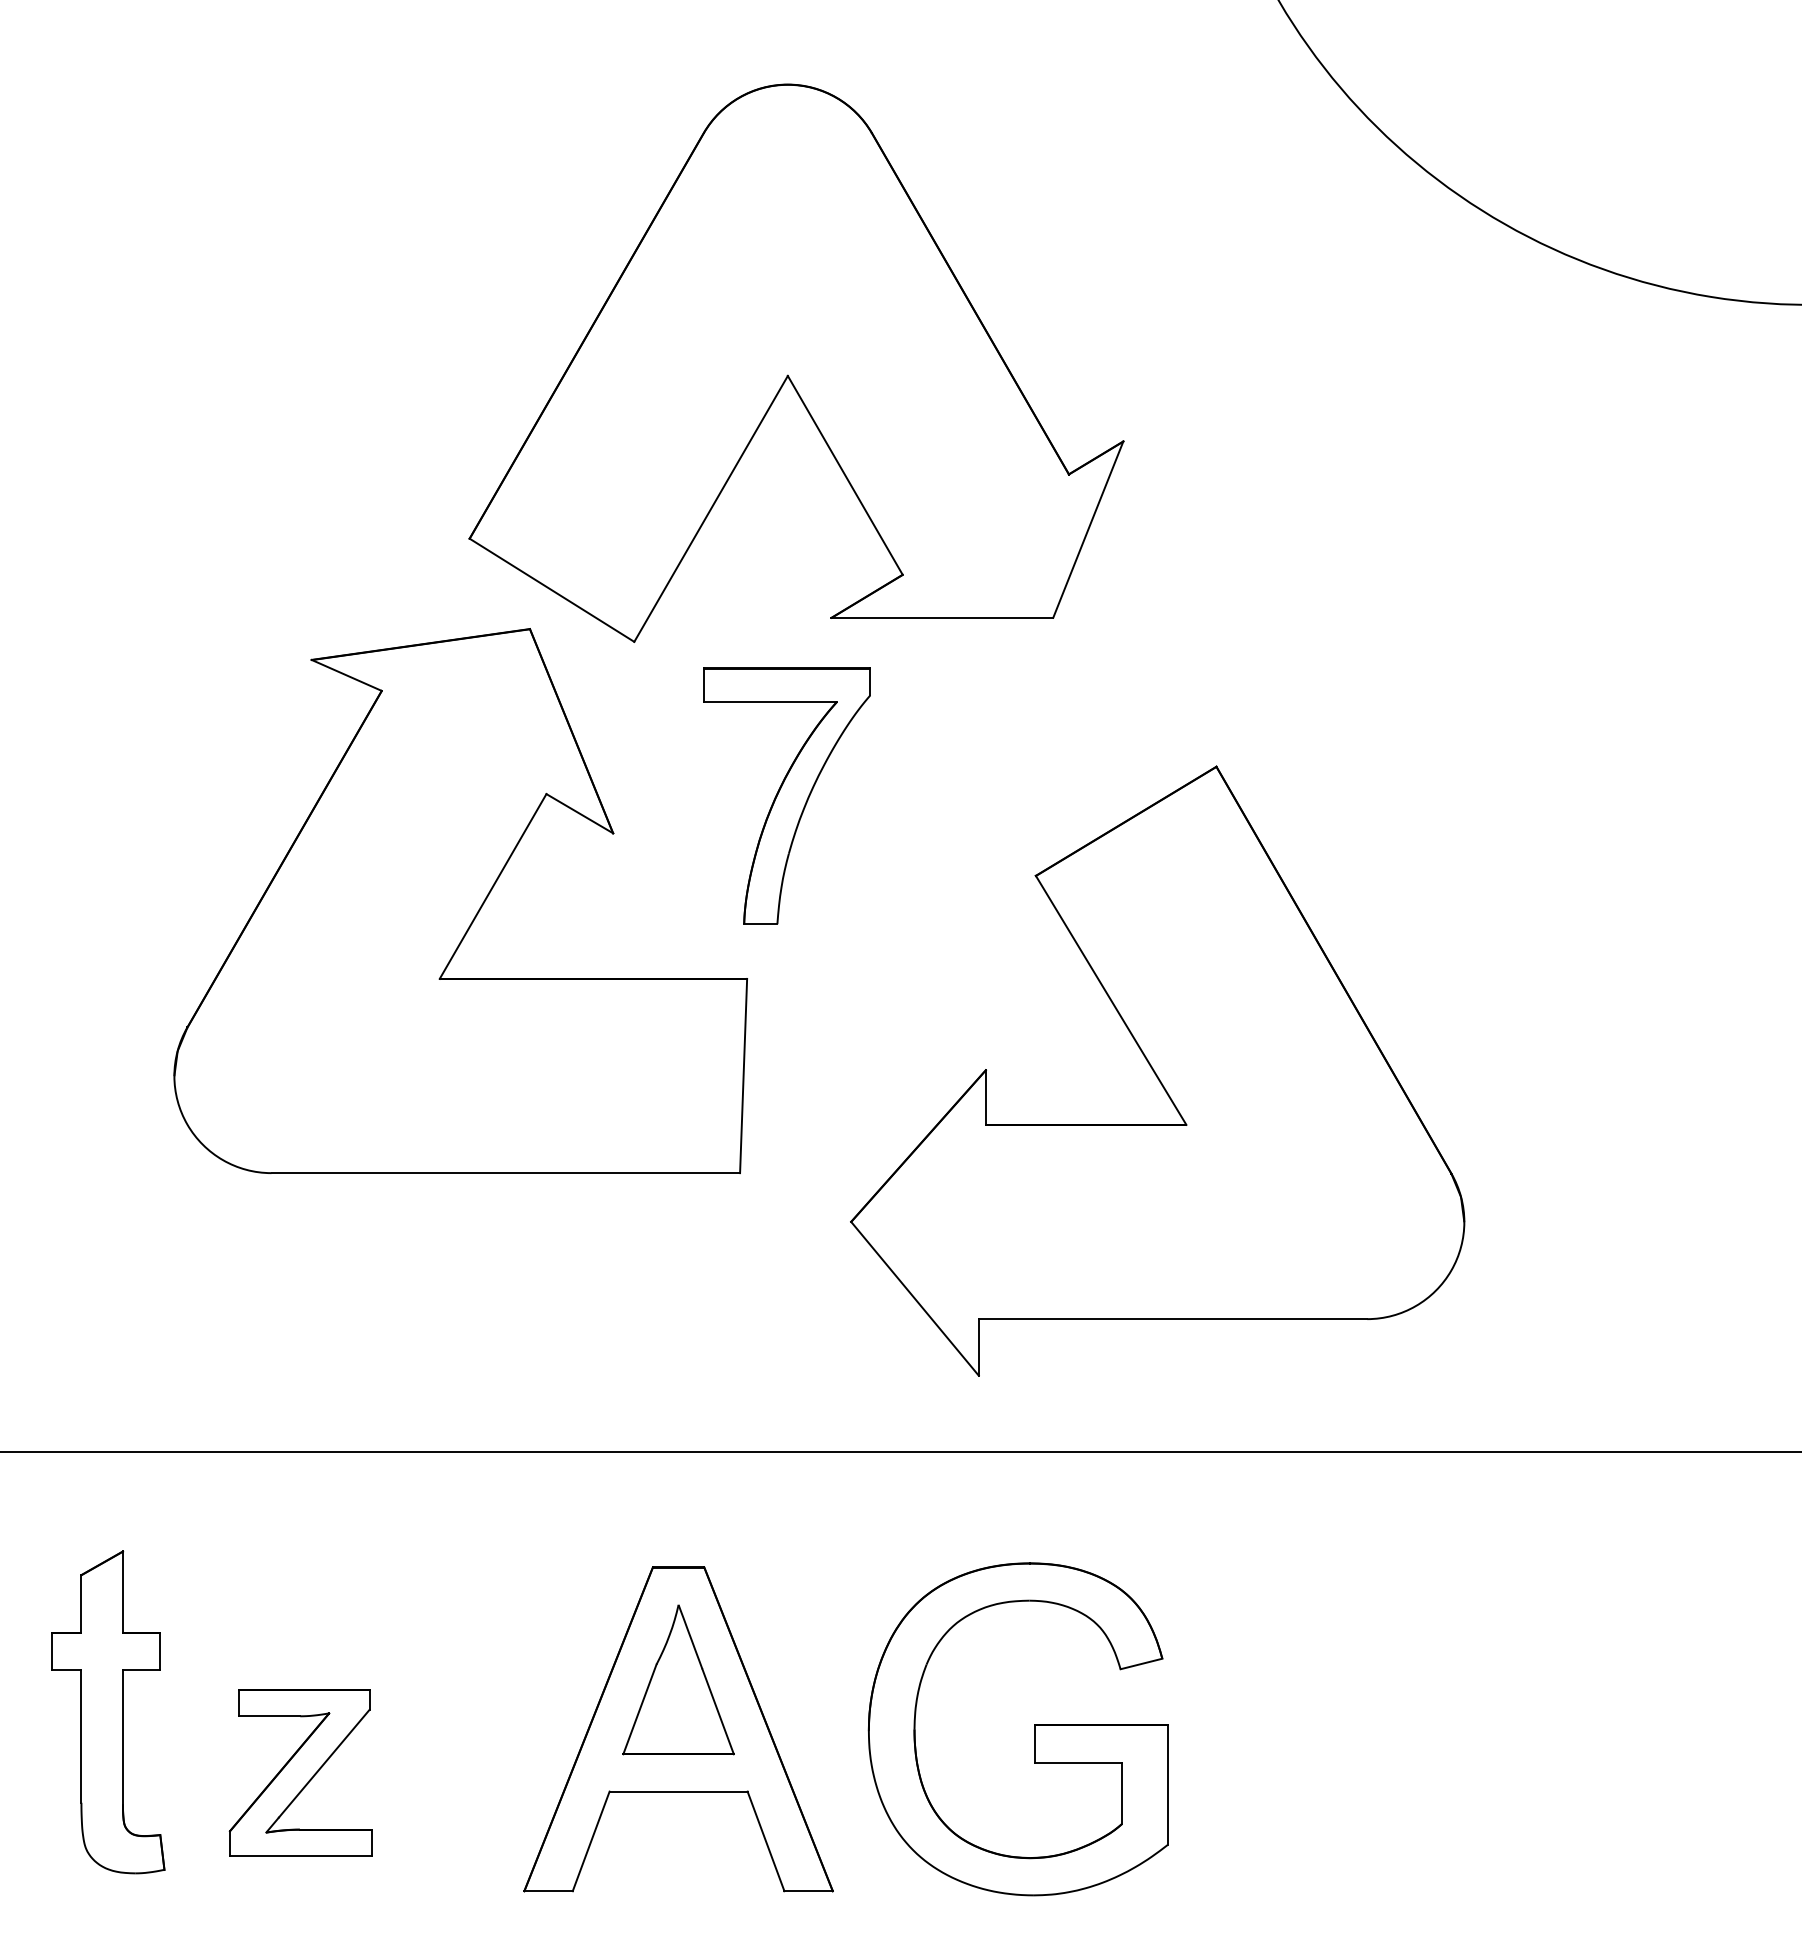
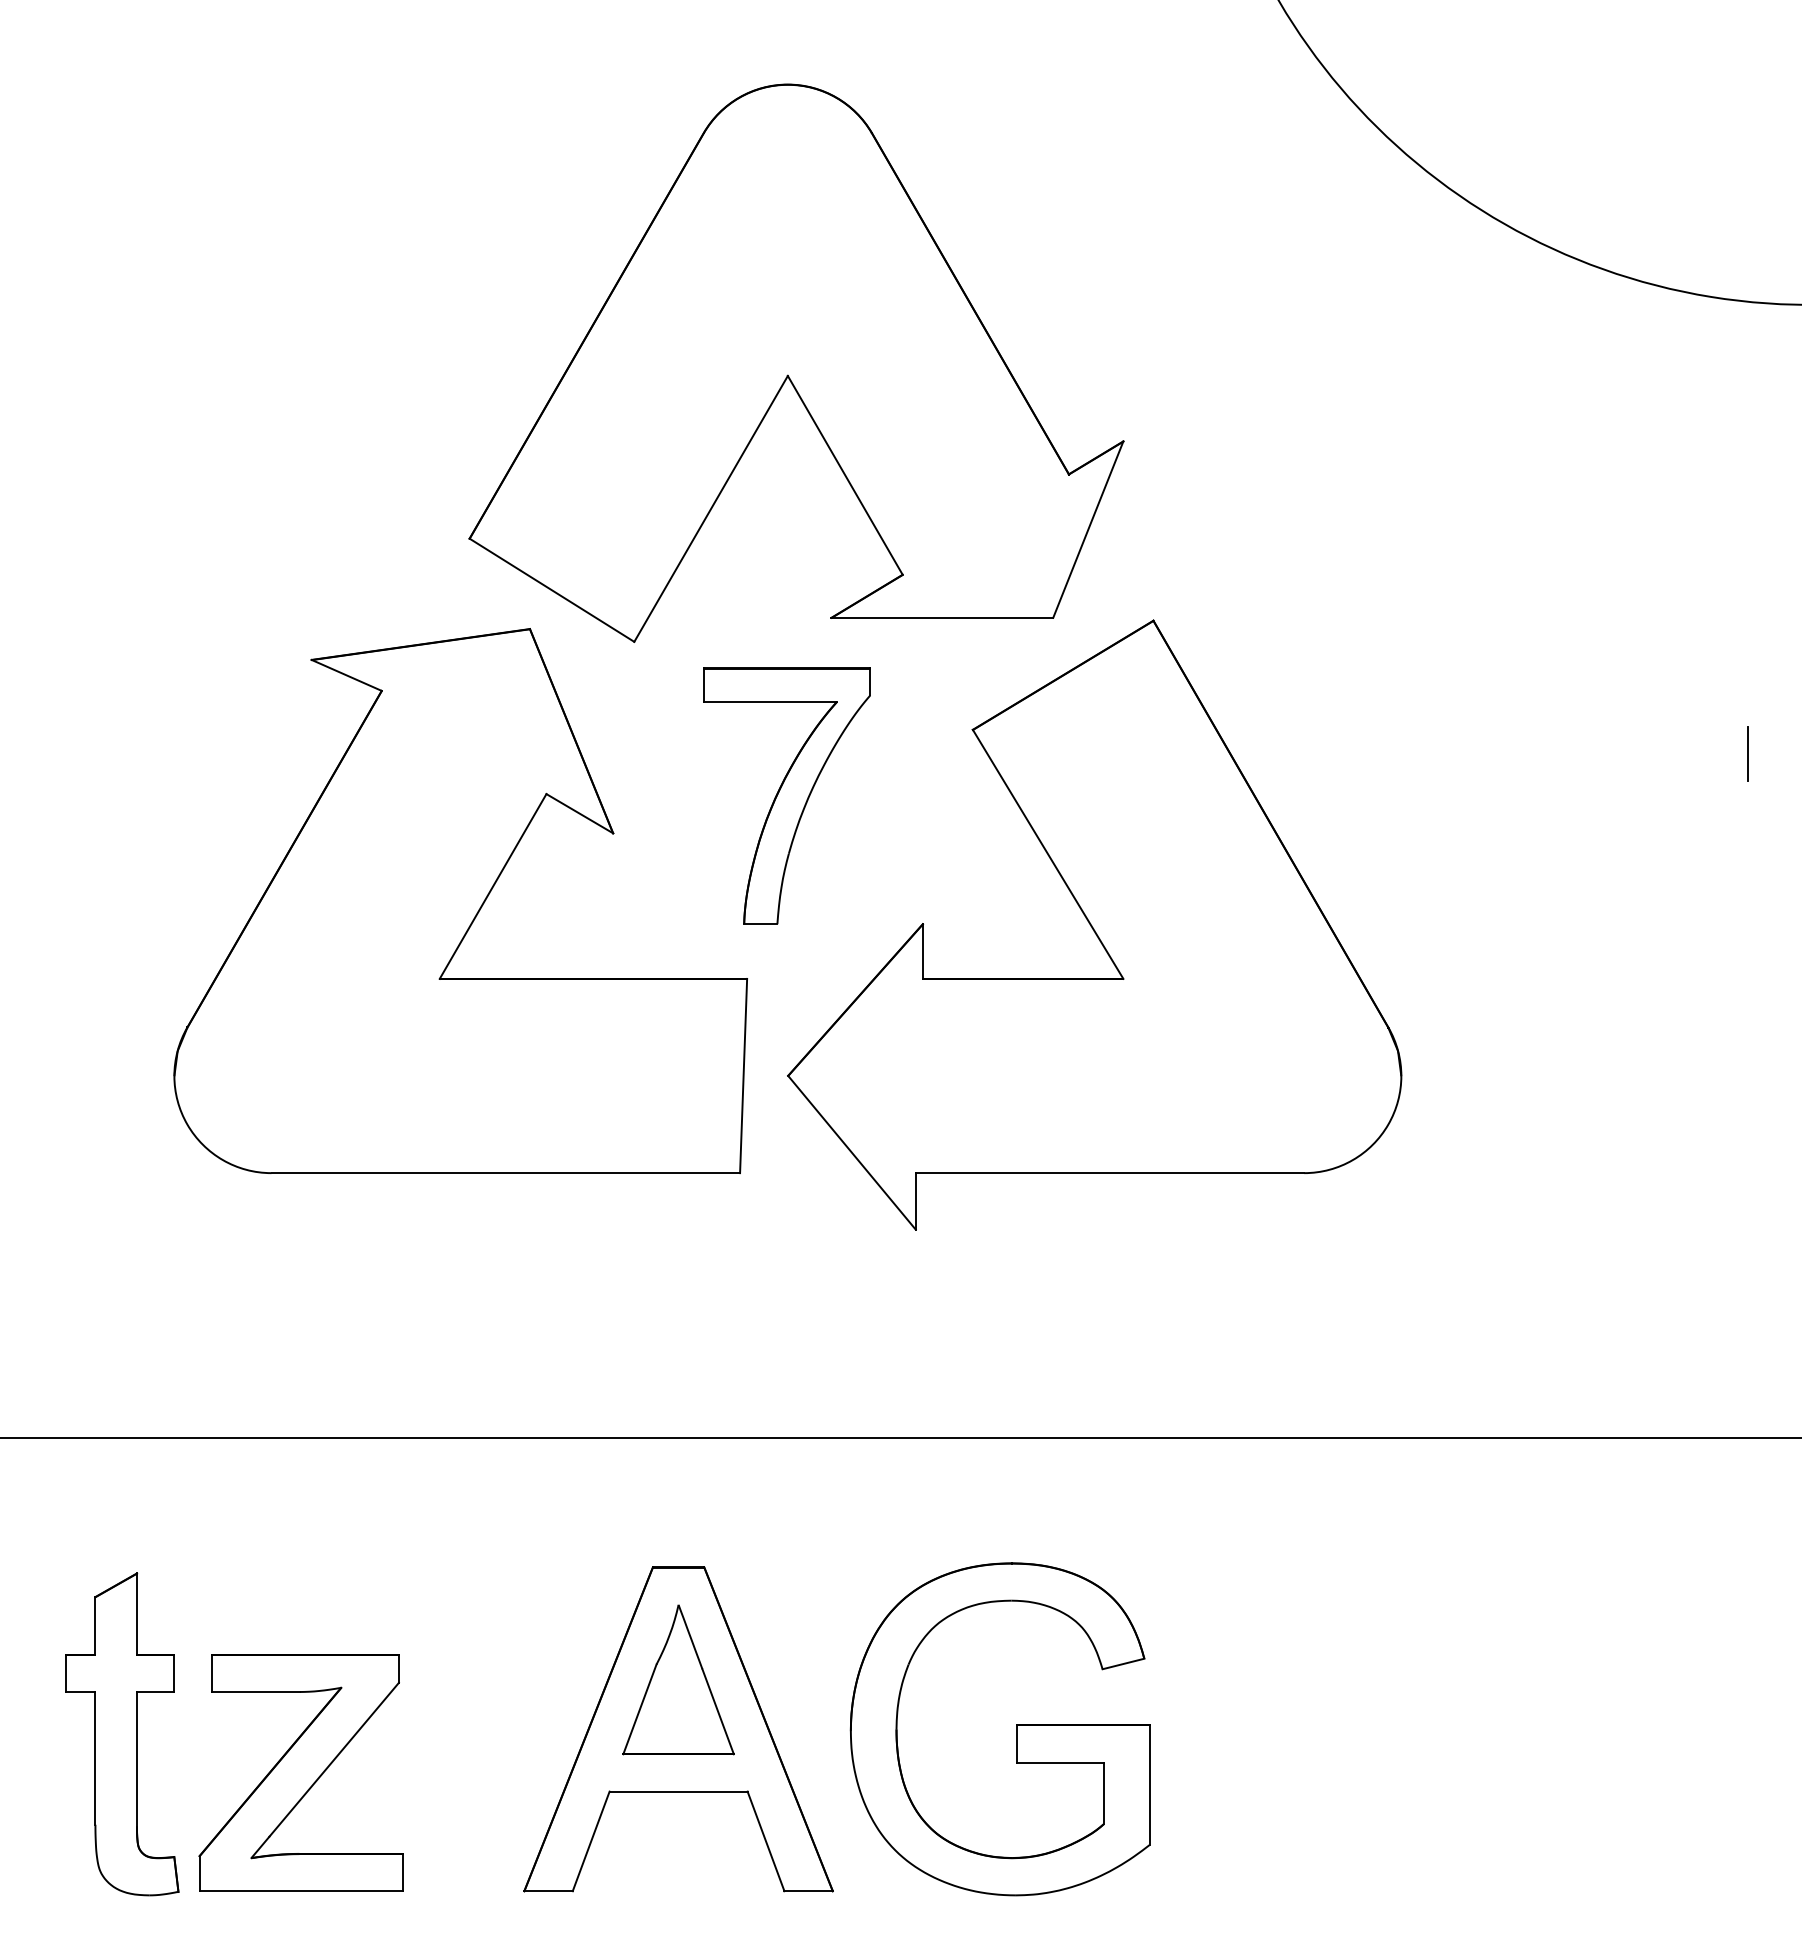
line: none -> present (1748, 753)
part position: (1157, 1070) -> (1094, 924) (1094, 924)
line position: (900, 1451) -> (900, 1437) (900, 1437)
part position: (108, 1712) -> (122, 1734) (122, 1734)
part position: (1034, 1729) -> (1016, 1729) (1016, 1729)
part size: 145x168 px -> 206x238 px (300, 1772)
